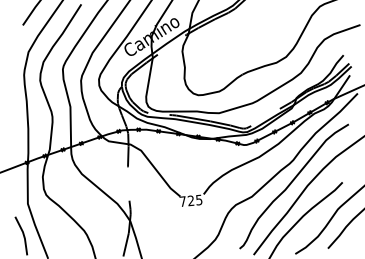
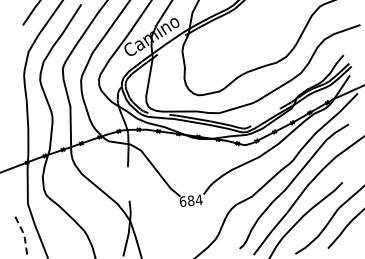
text: 725 -> 684 (190, 200)
line: solid -> dashed (23, 234)
